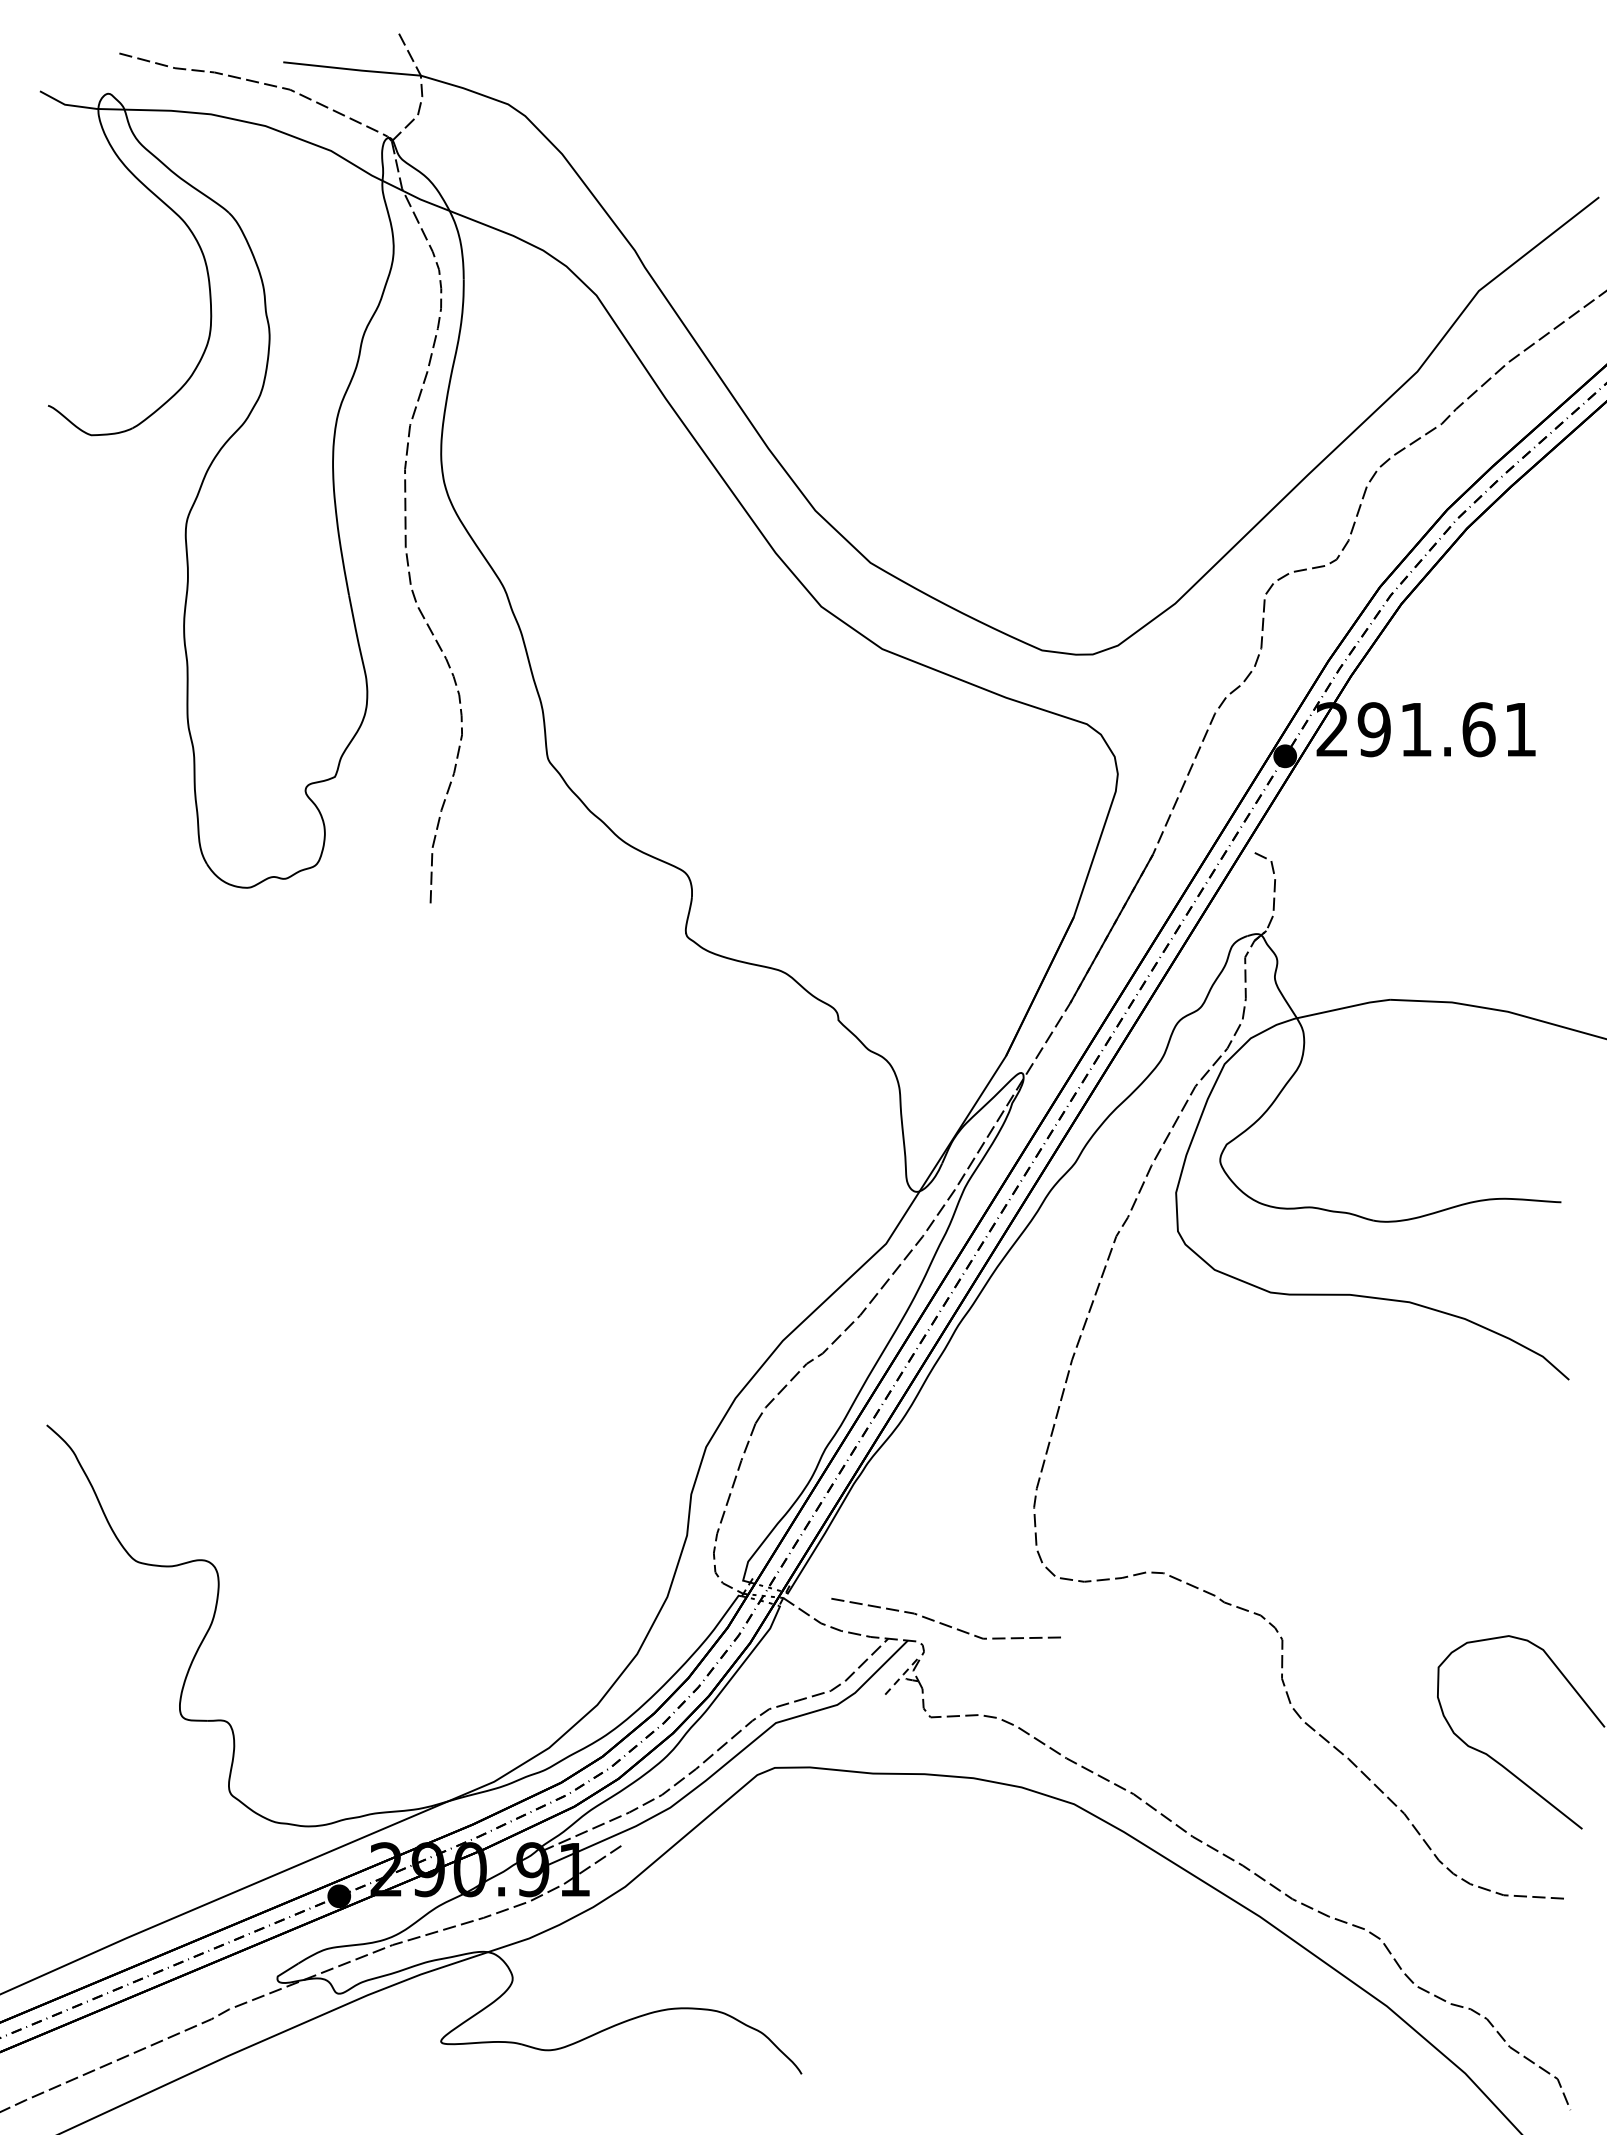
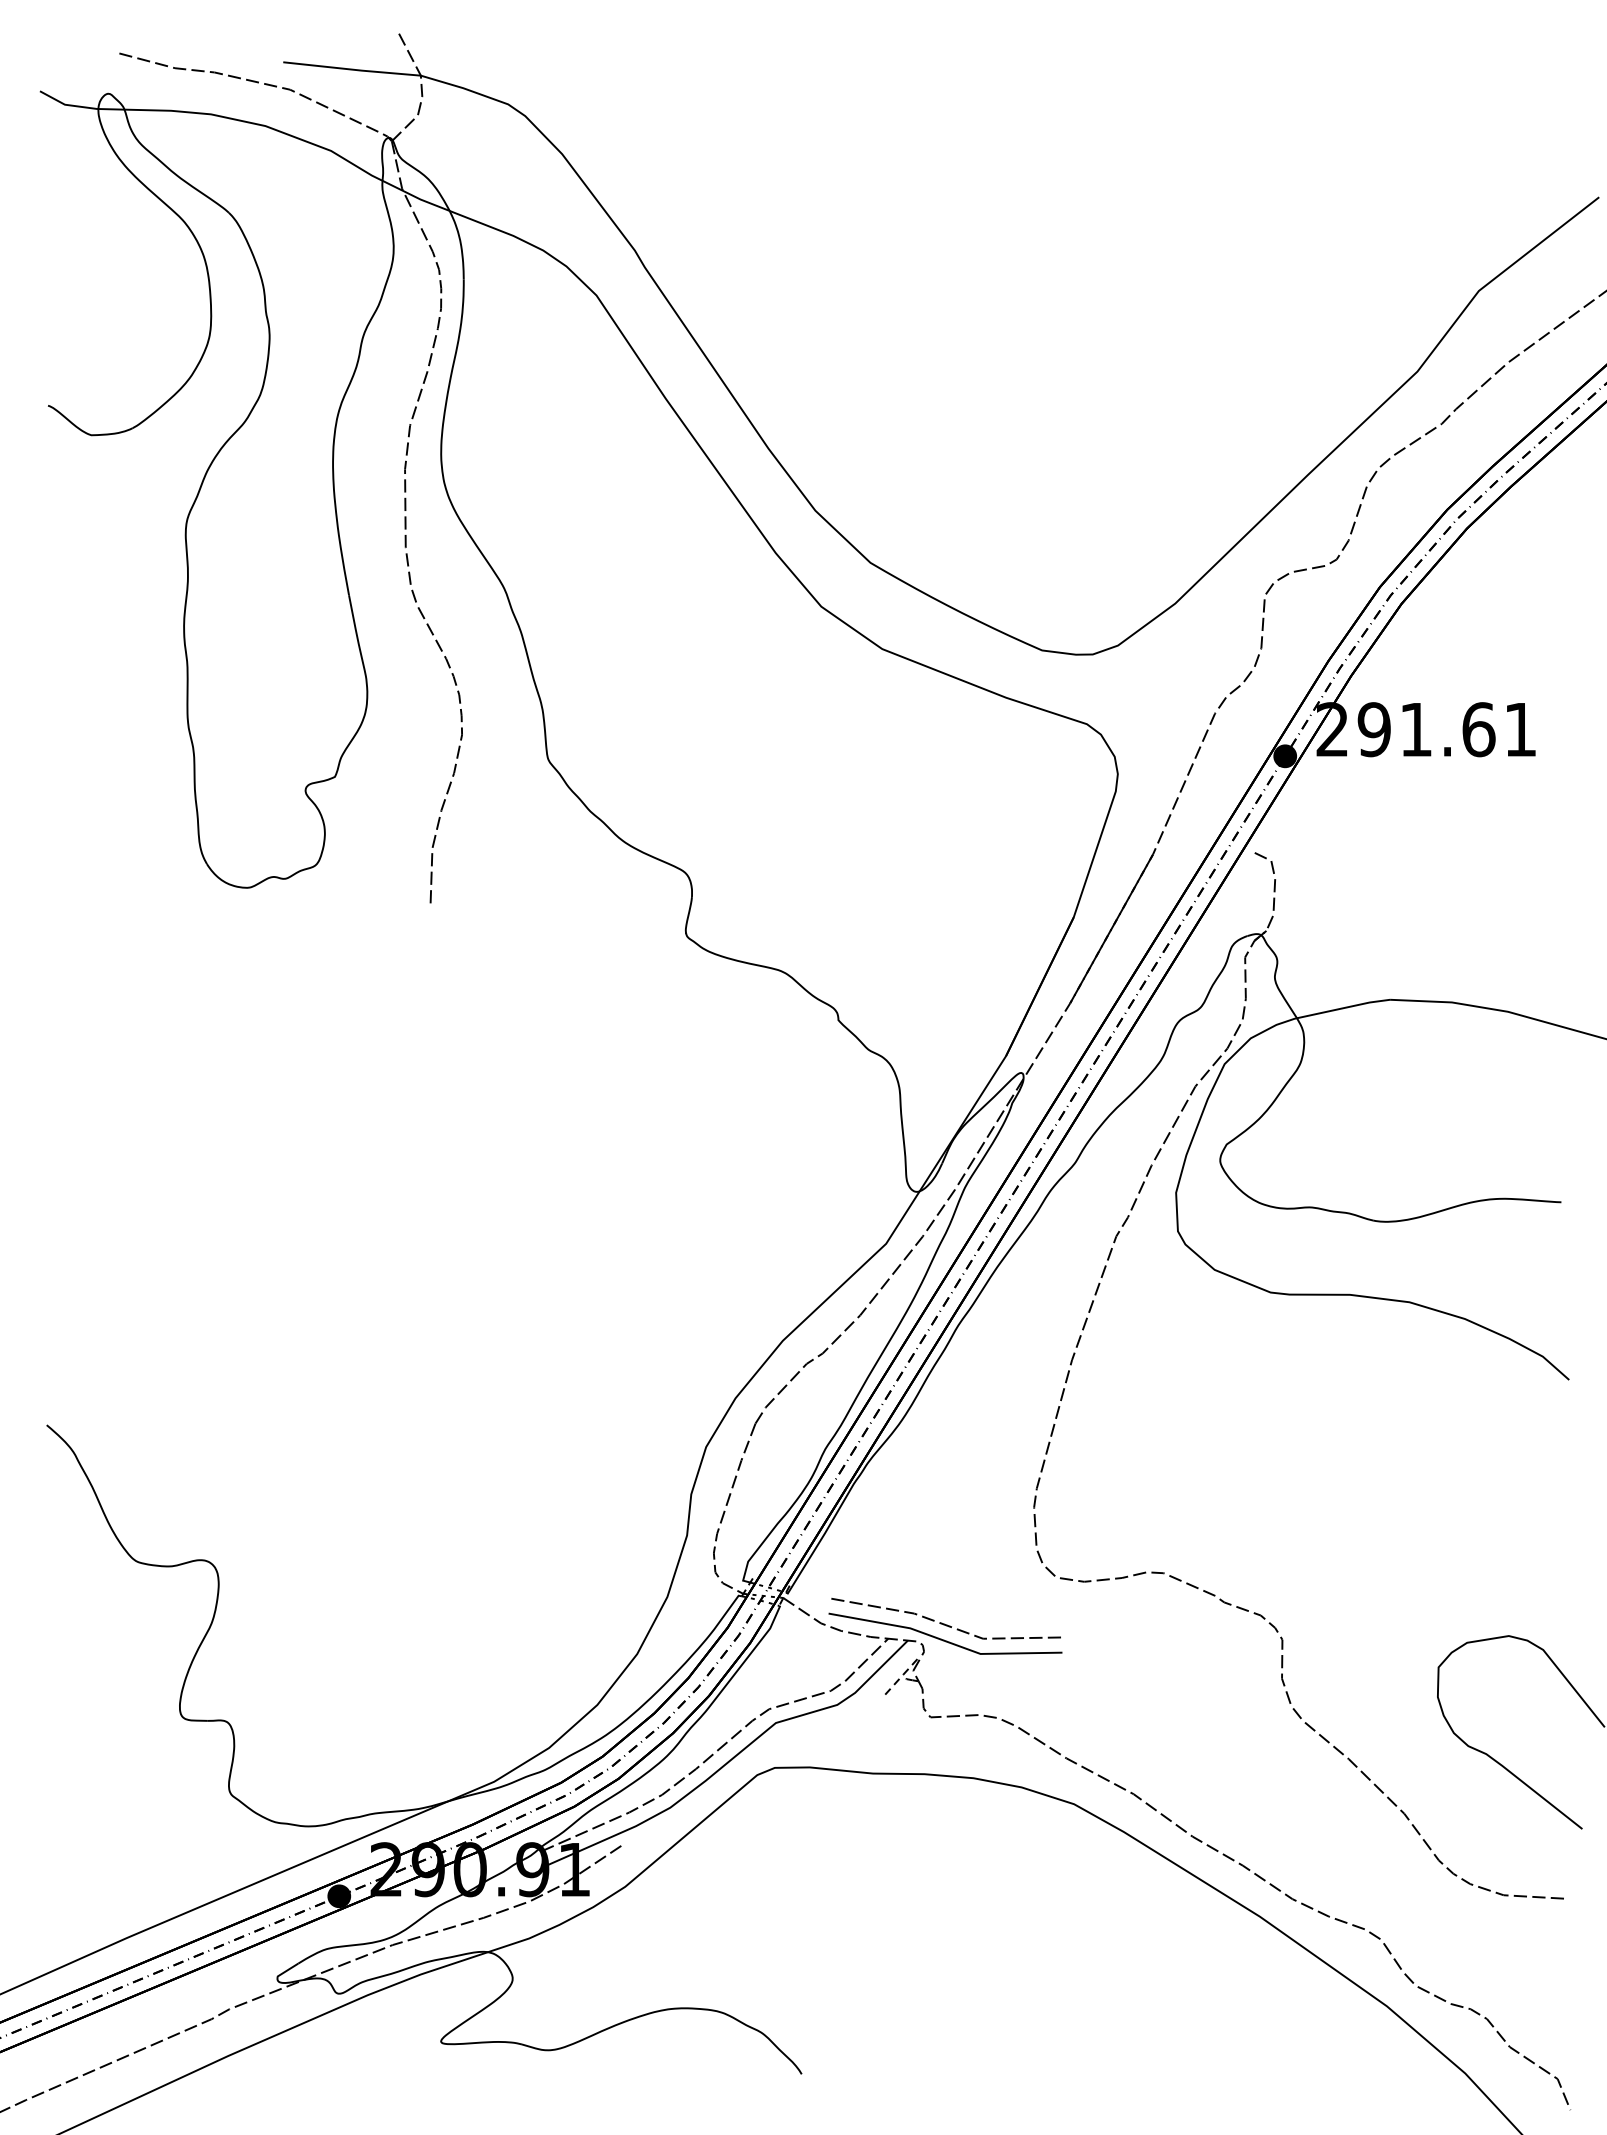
line: none -> present (944, 1639)
